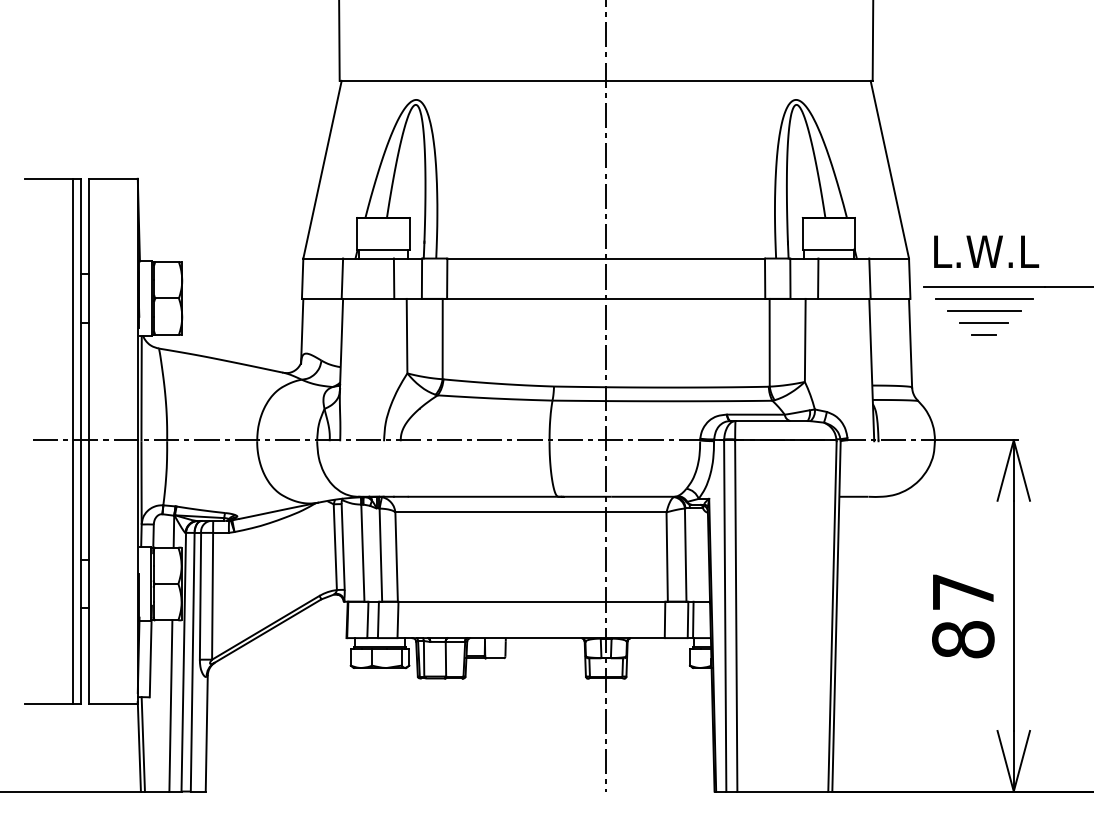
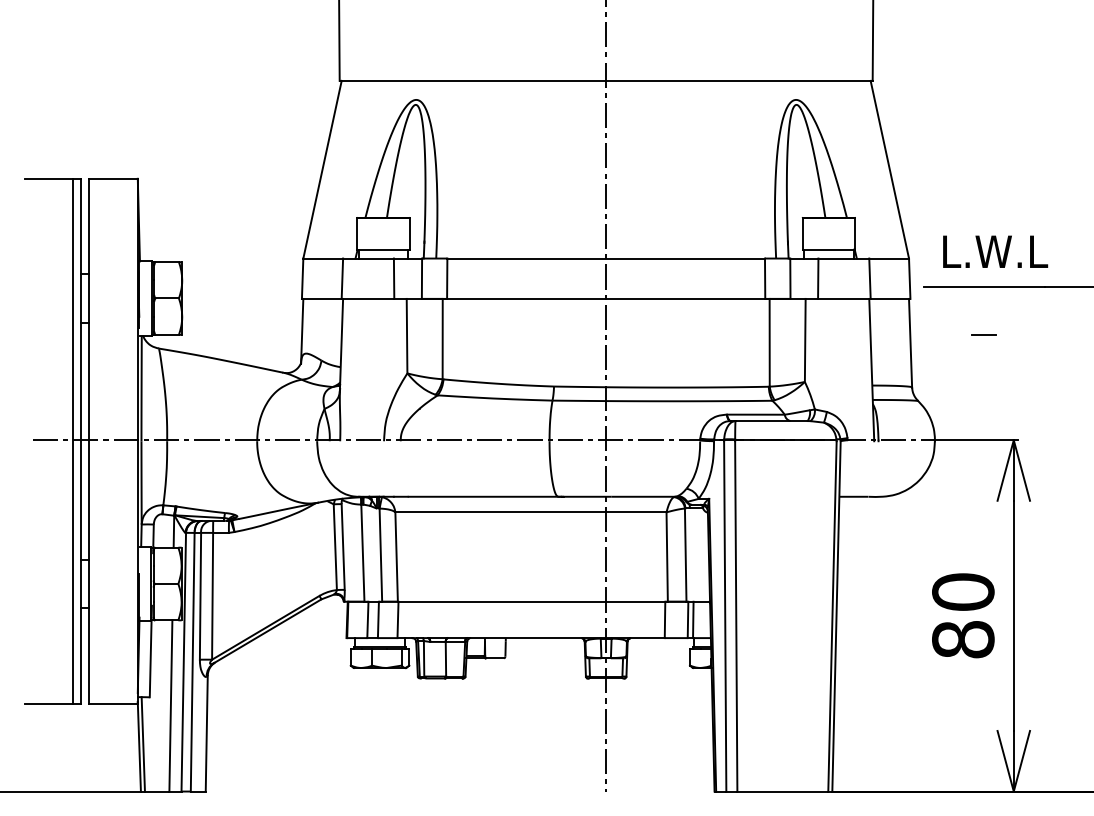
text position: (986, 251) -> (995, 251) (995, 251)
line: present -> none (984, 298)
line: present -> none (983, 311)
line: present -> none (983, 323)
text: 87 -> 80 (963, 591)
